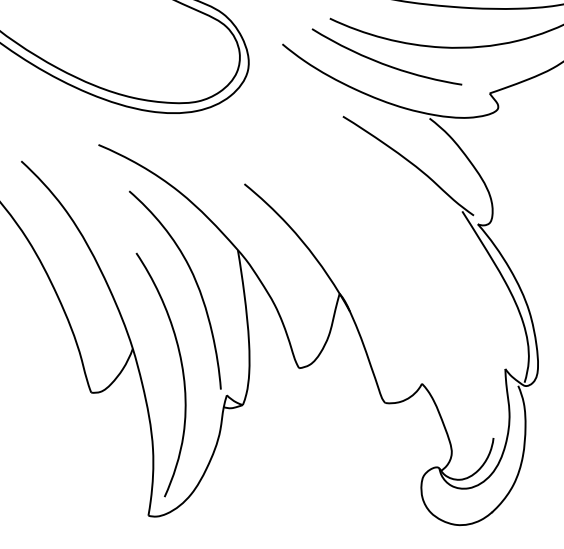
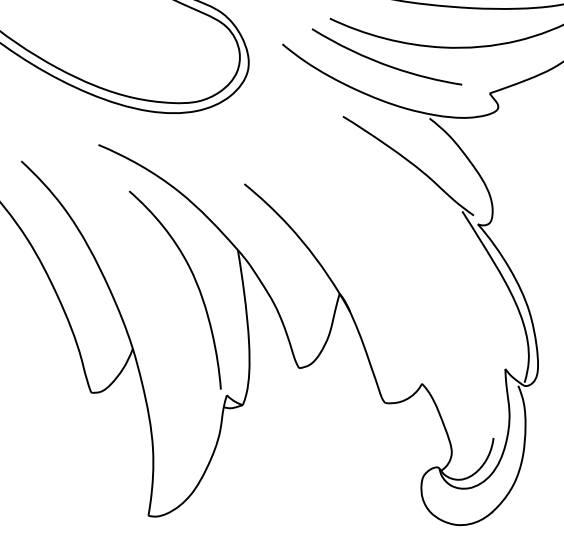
curve: present -> none (181, 369)
